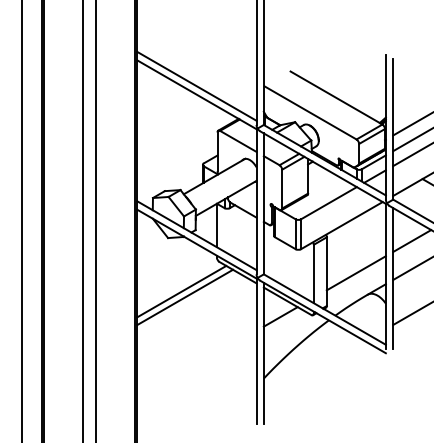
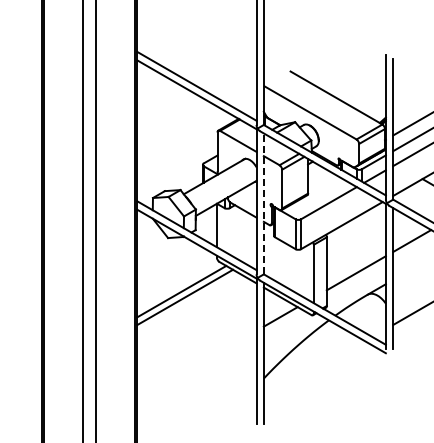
line: solid -> dashed (263, 203)
line: present -> none (21, 220)
line: present -> none (411, 268)
